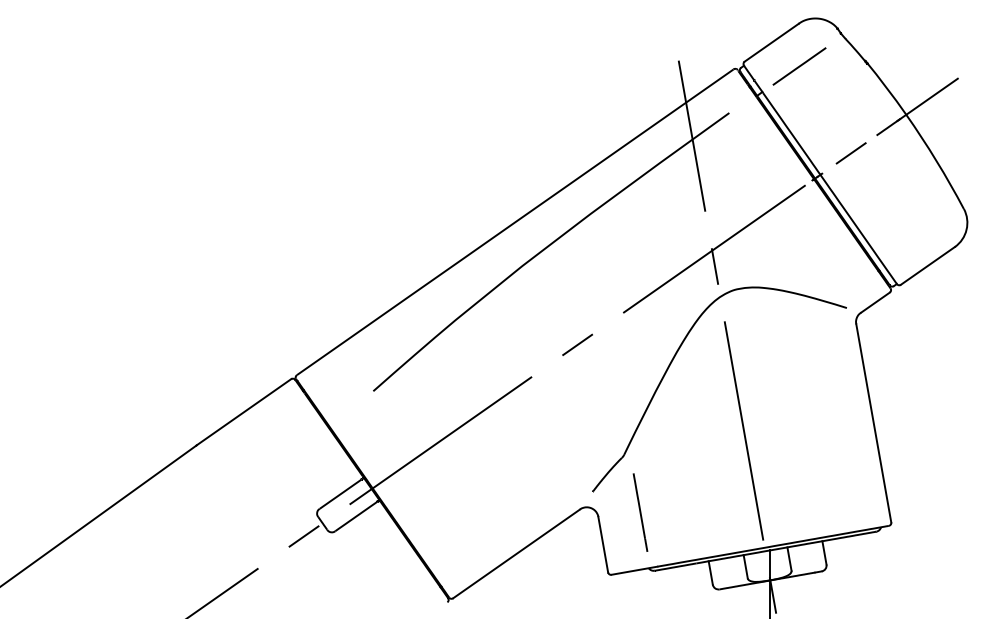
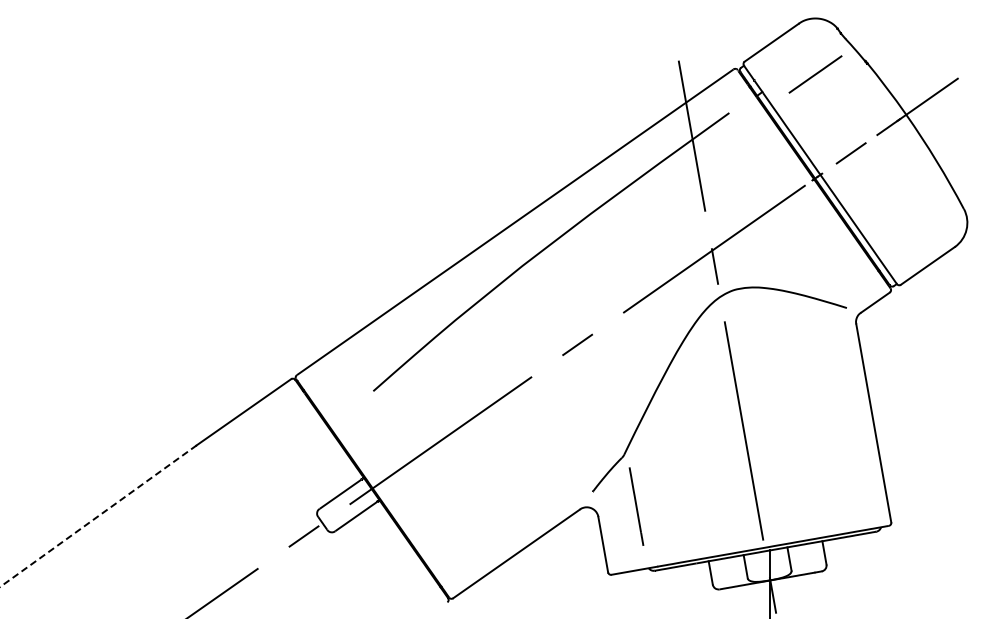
line position: (799, 66) -> (815, 74) (815, 74)
line position: (640, 512) -> (636, 506) (636, 506)
line: solid -> dashed (98, 515)
